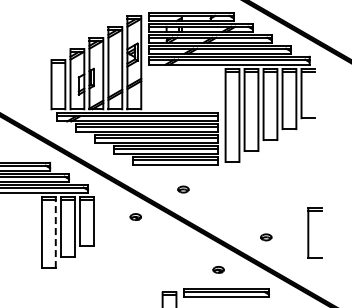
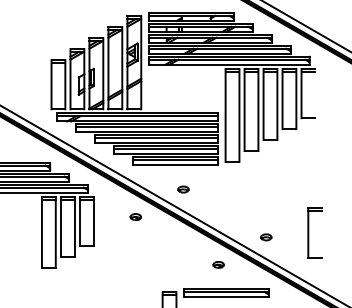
line: none -> present (306, 26)
line: none -> present (173, 205)
line: dashed -> solid (55, 232)
part position: (218, 269) -> (218, 264) (218, 264)
